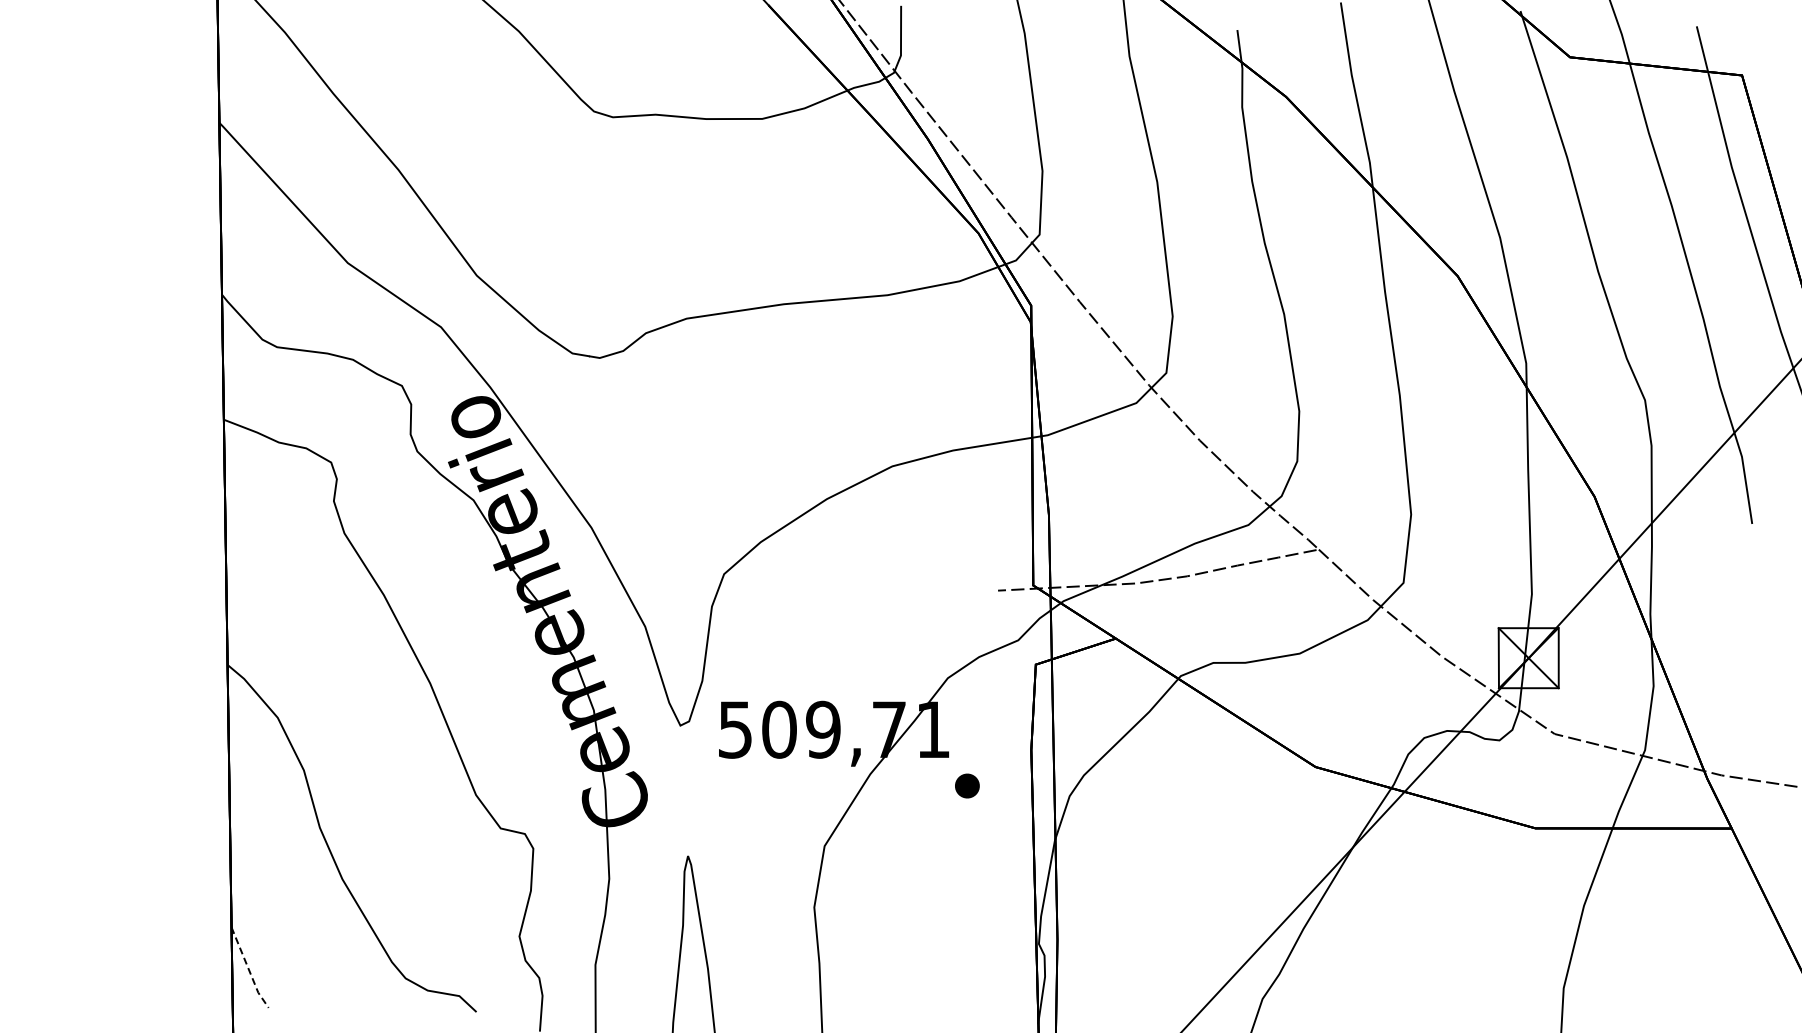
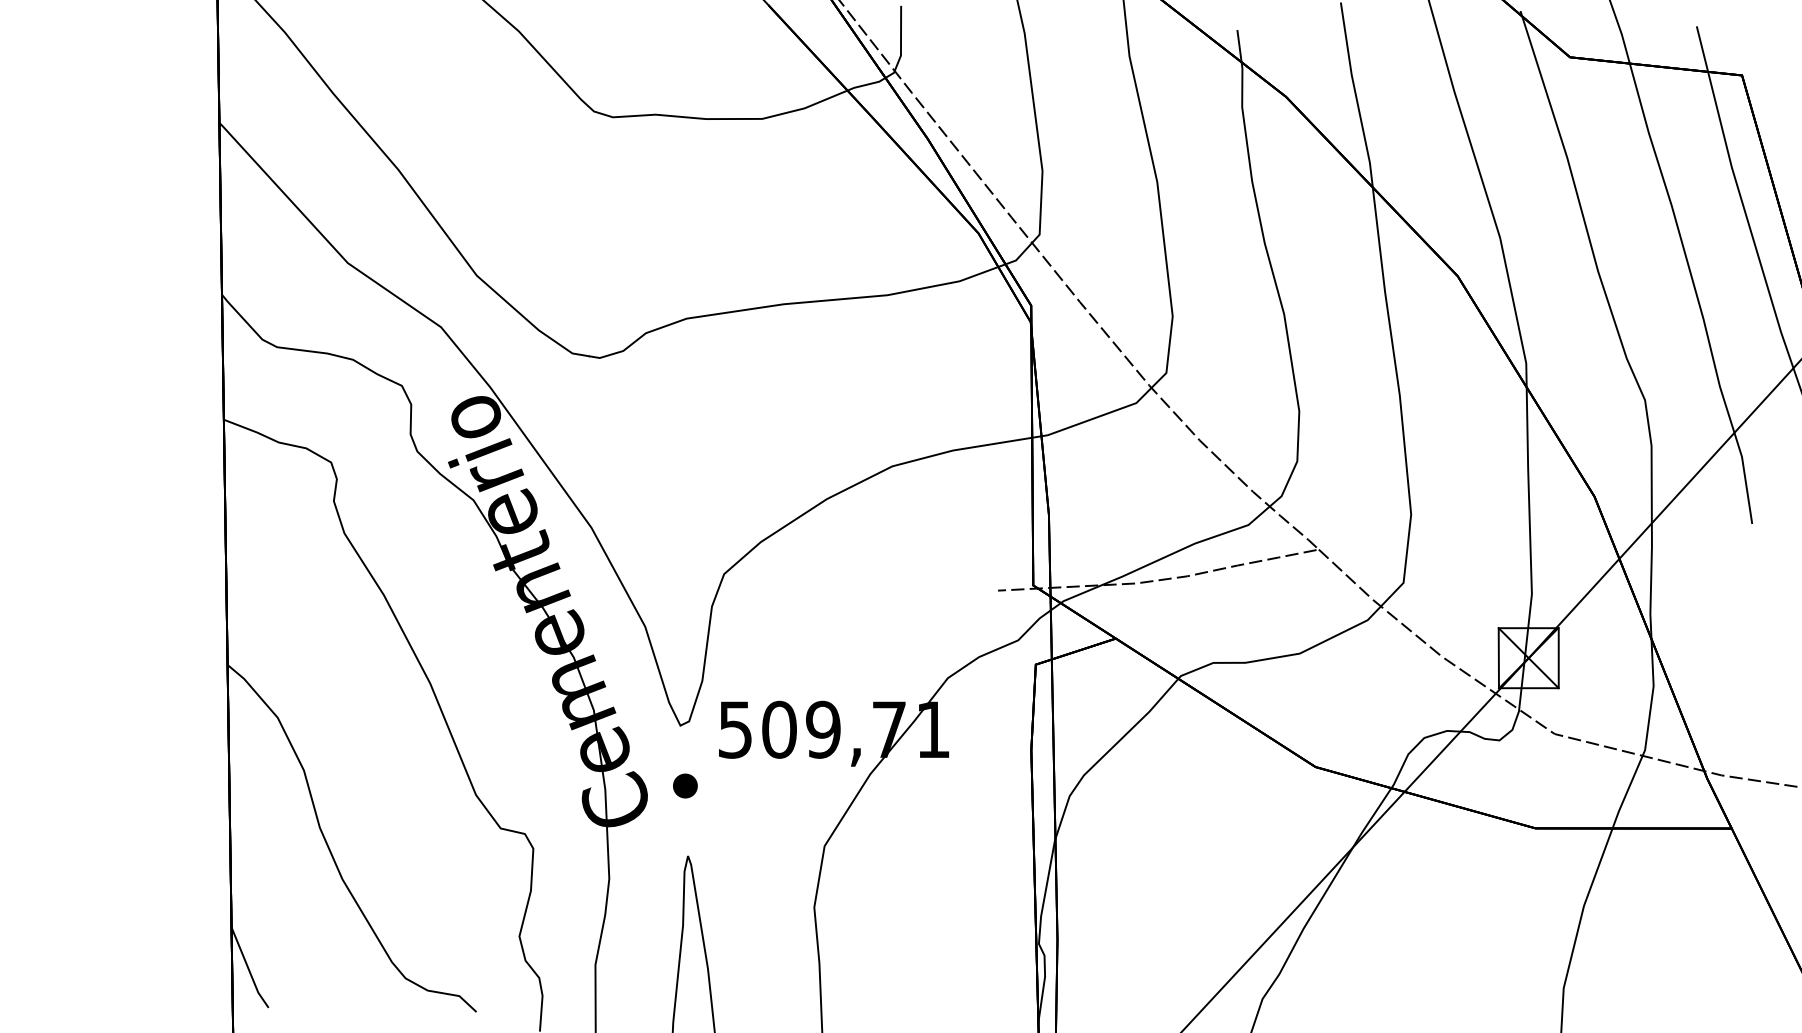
part position: (967, 785) -> (685, 785) (685, 785)
line: dashed -> solid (248, 969)
